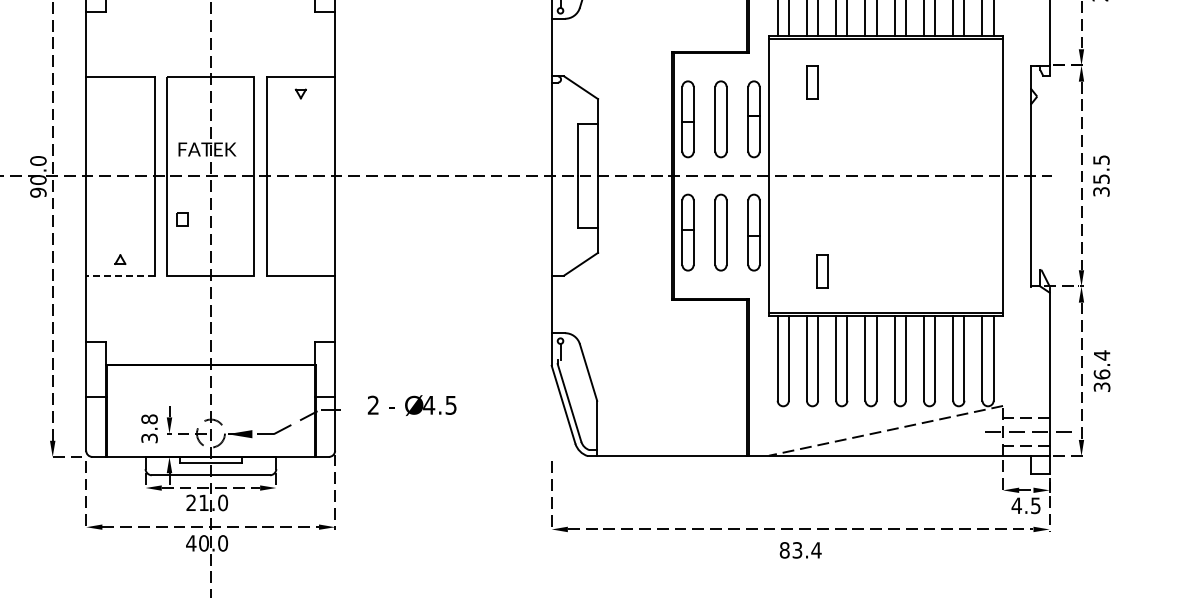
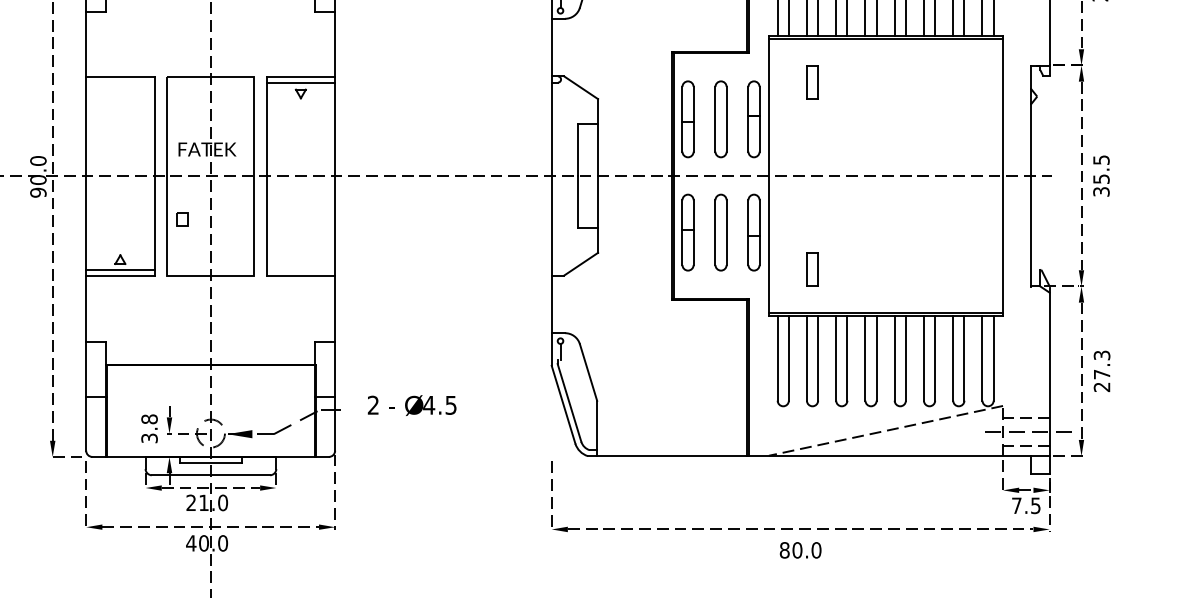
line: none -> present (300, 83)
line: none -> present (120, 270)
part position: (822, 271) -> (812, 269) (812, 269)
line: dashed -> solid (119, 276)
text: 36.4 -> 27.3 (1101, 370)
text: 4.5 -> 7.5 (1016, 505)
text: 83.4 -> 80.0 (806, 550)
